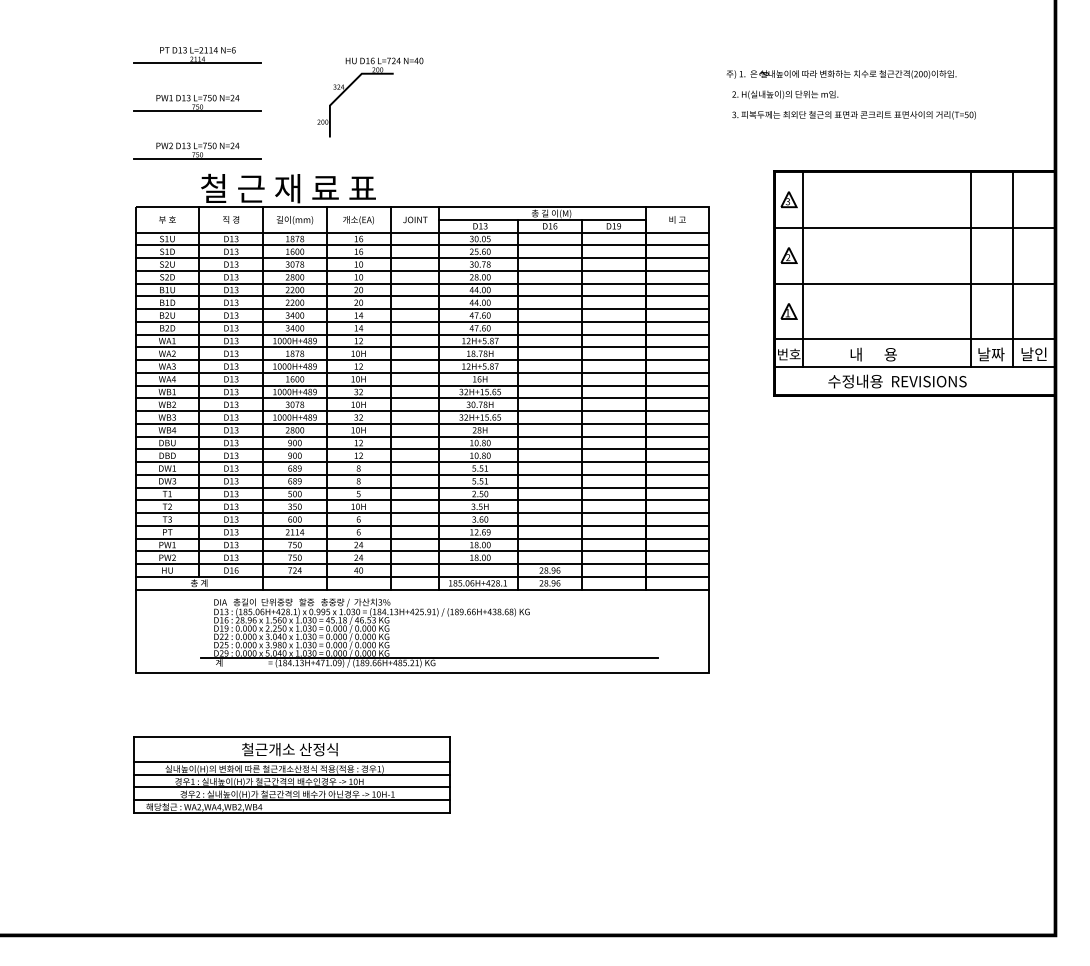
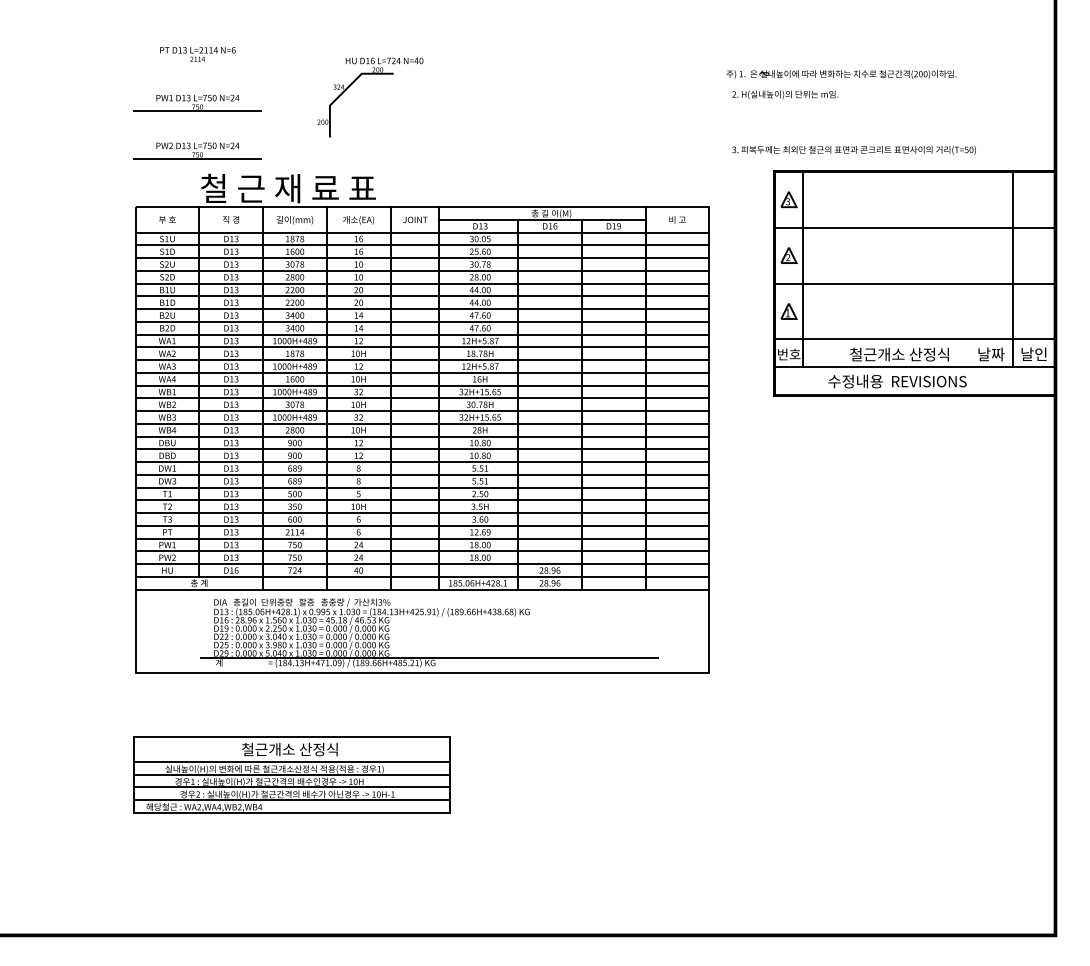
line: present -> none (197, 63)
text position: (853, 115) -> (853, 150) (853, 150)
line: present -> none (970, 269)
text: 내      용 -> 철근개소 산정식 (899, 354)
